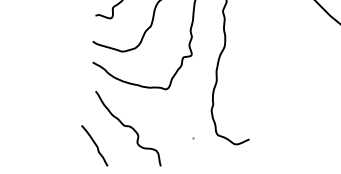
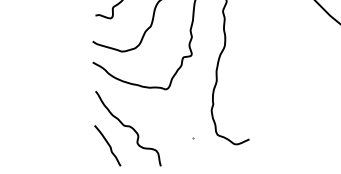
curve position: (94, 144) -> (107, 144) (107, 144)
